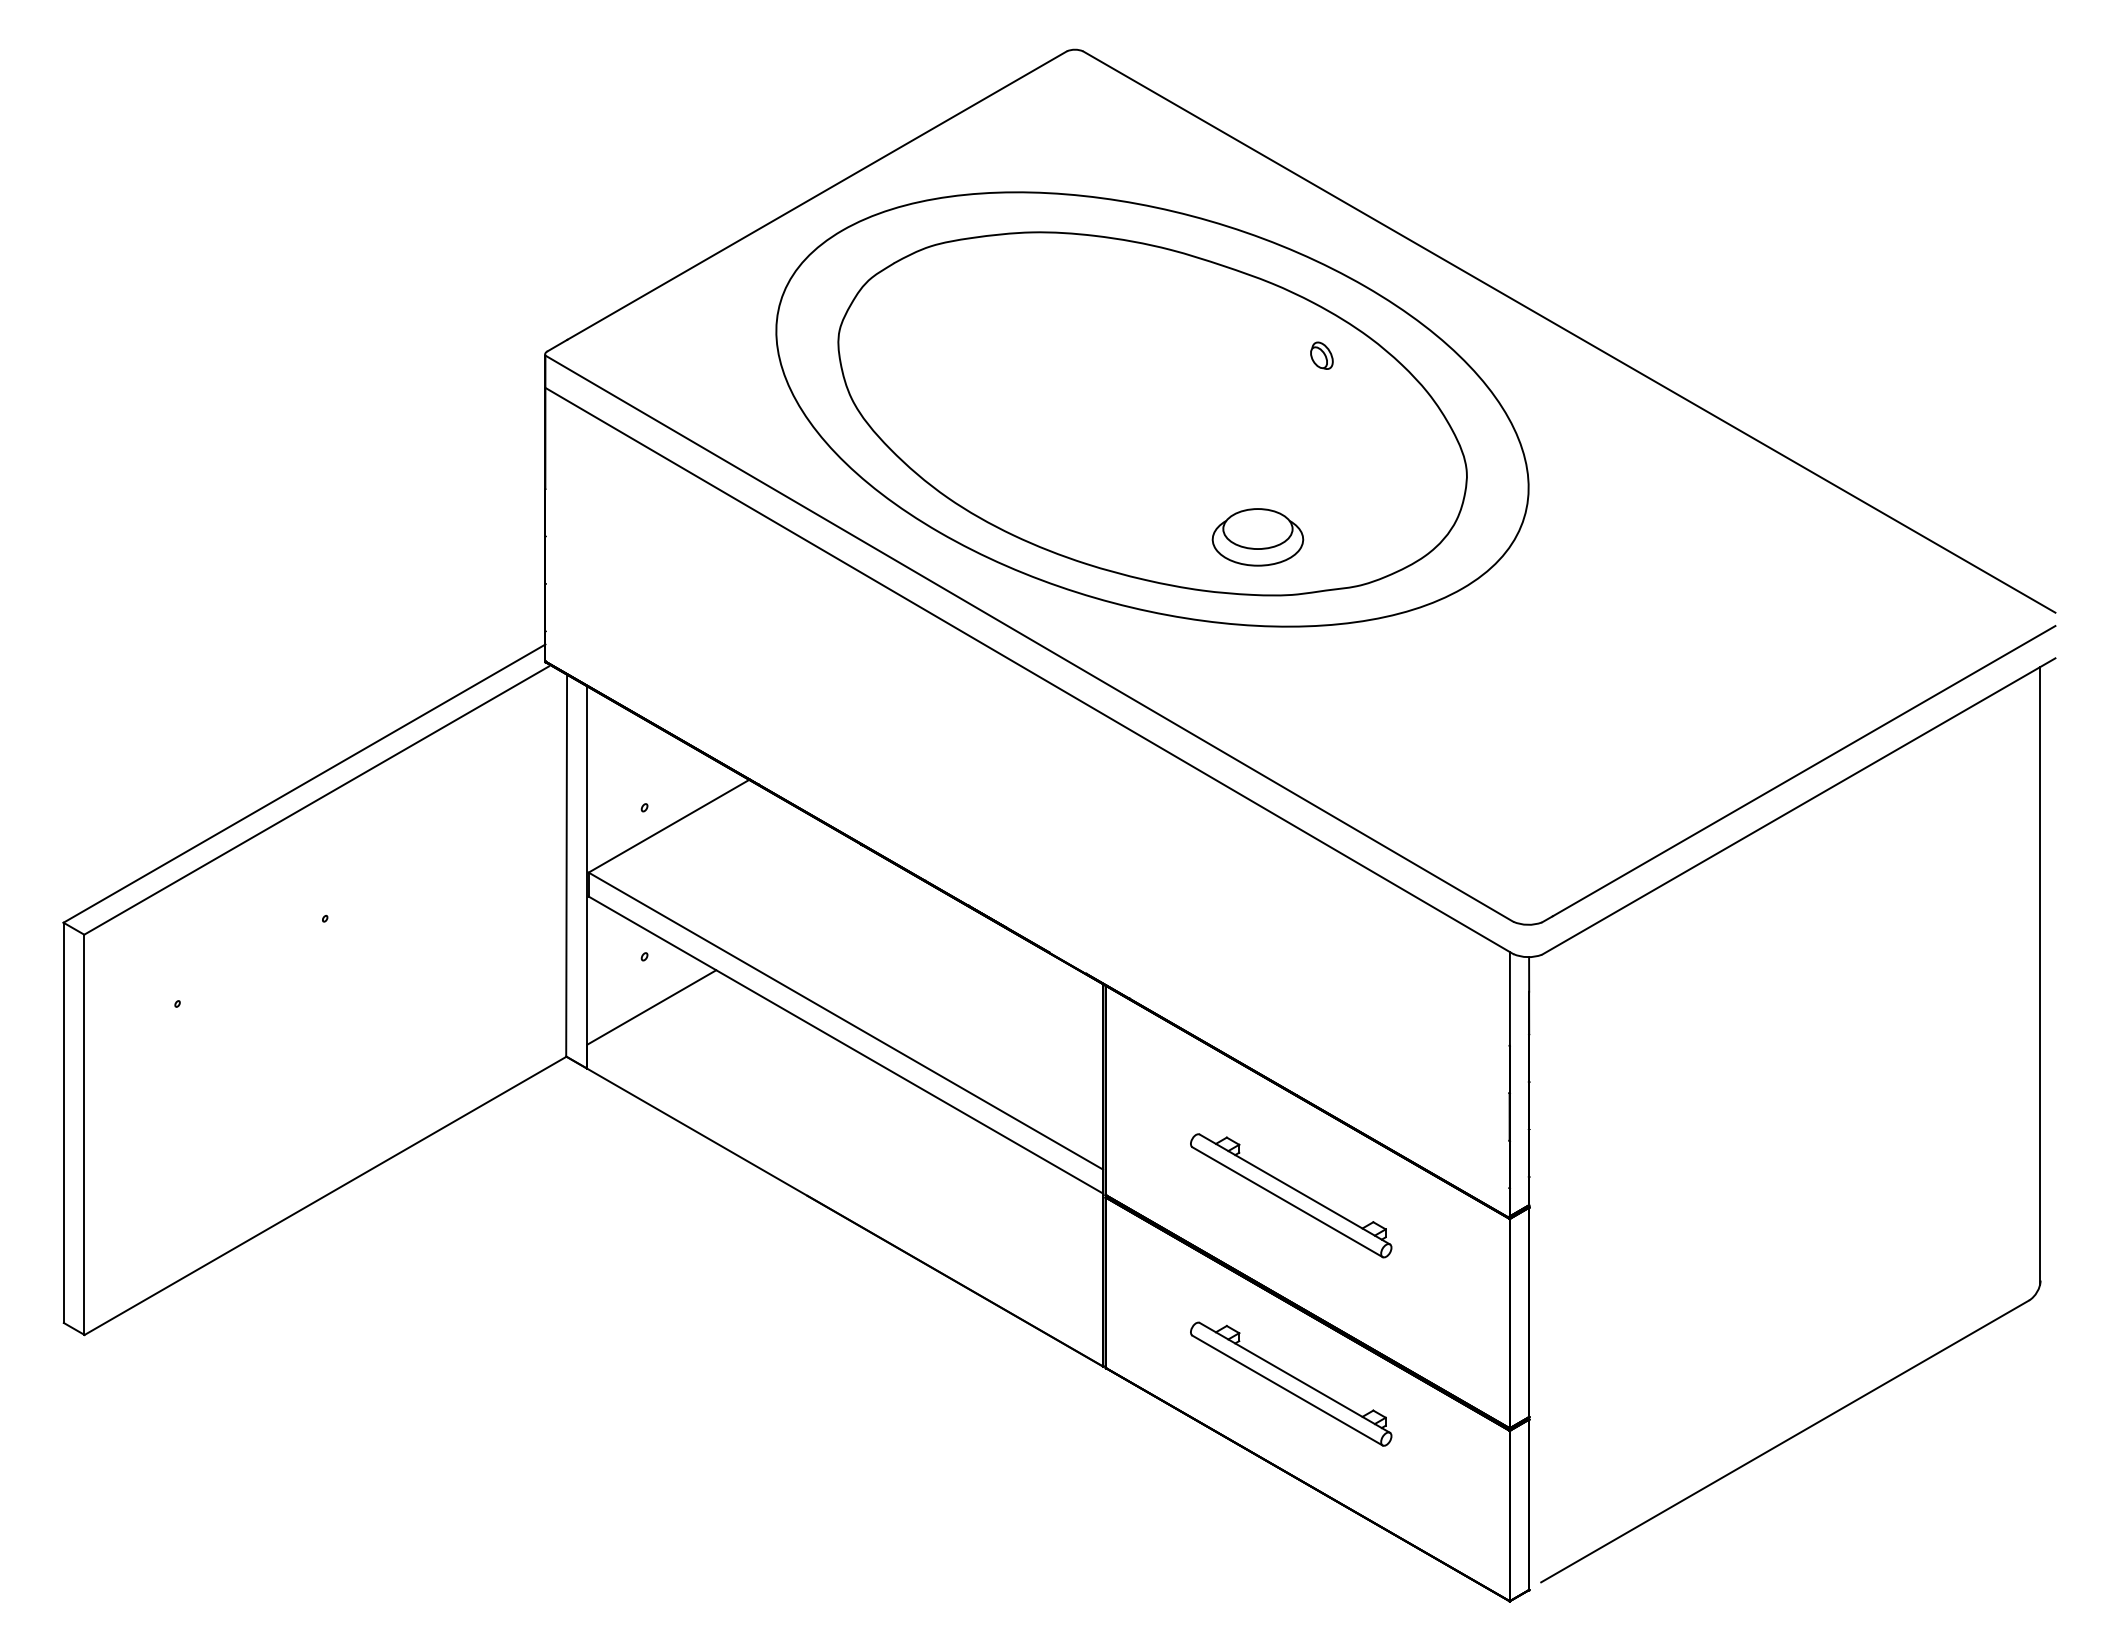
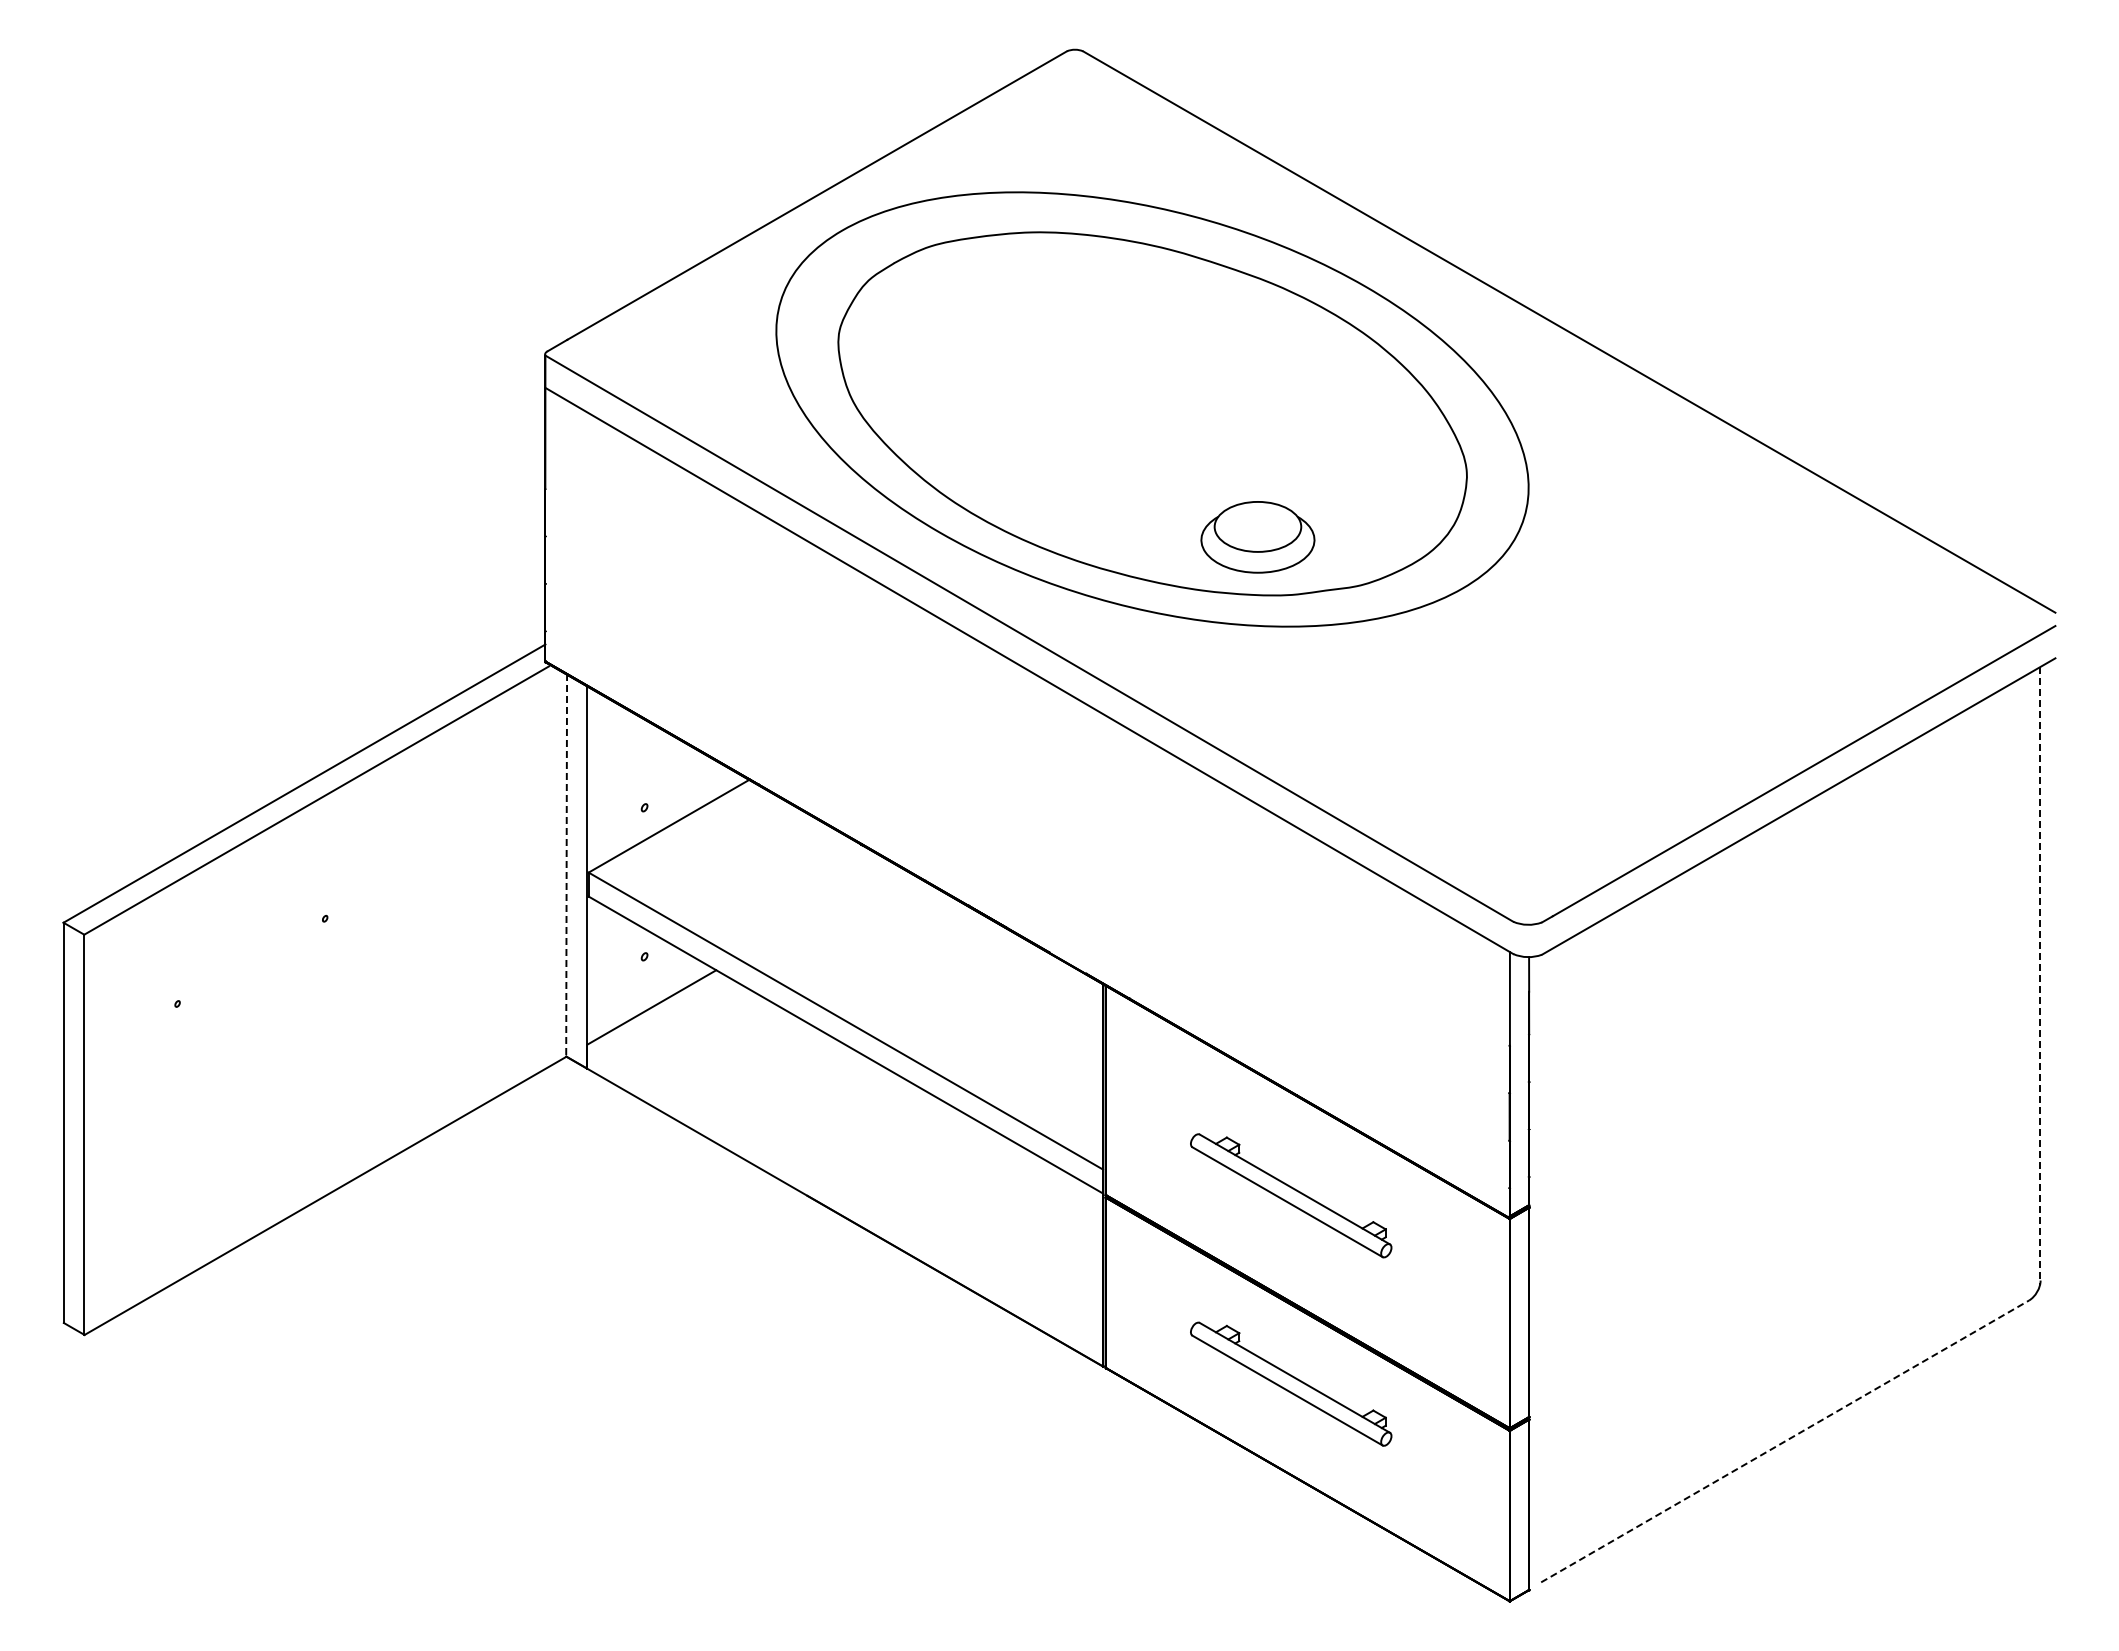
part: present -> none (1321, 355)
part size: 94x59 px -> 116x73 px (1257, 537)
line: solid -> dashed (566, 865)
line: solid -> dashed (2040, 975)
line: solid -> dashed (1785, 1441)
